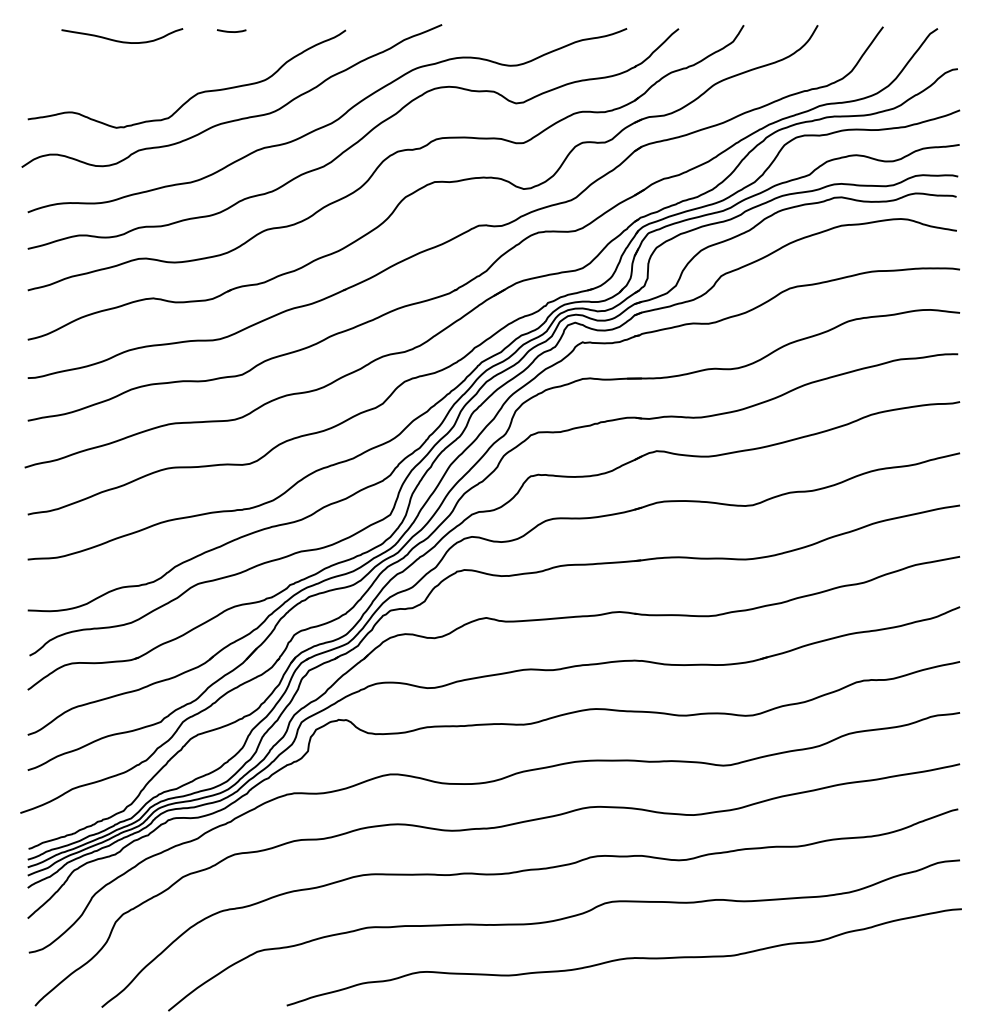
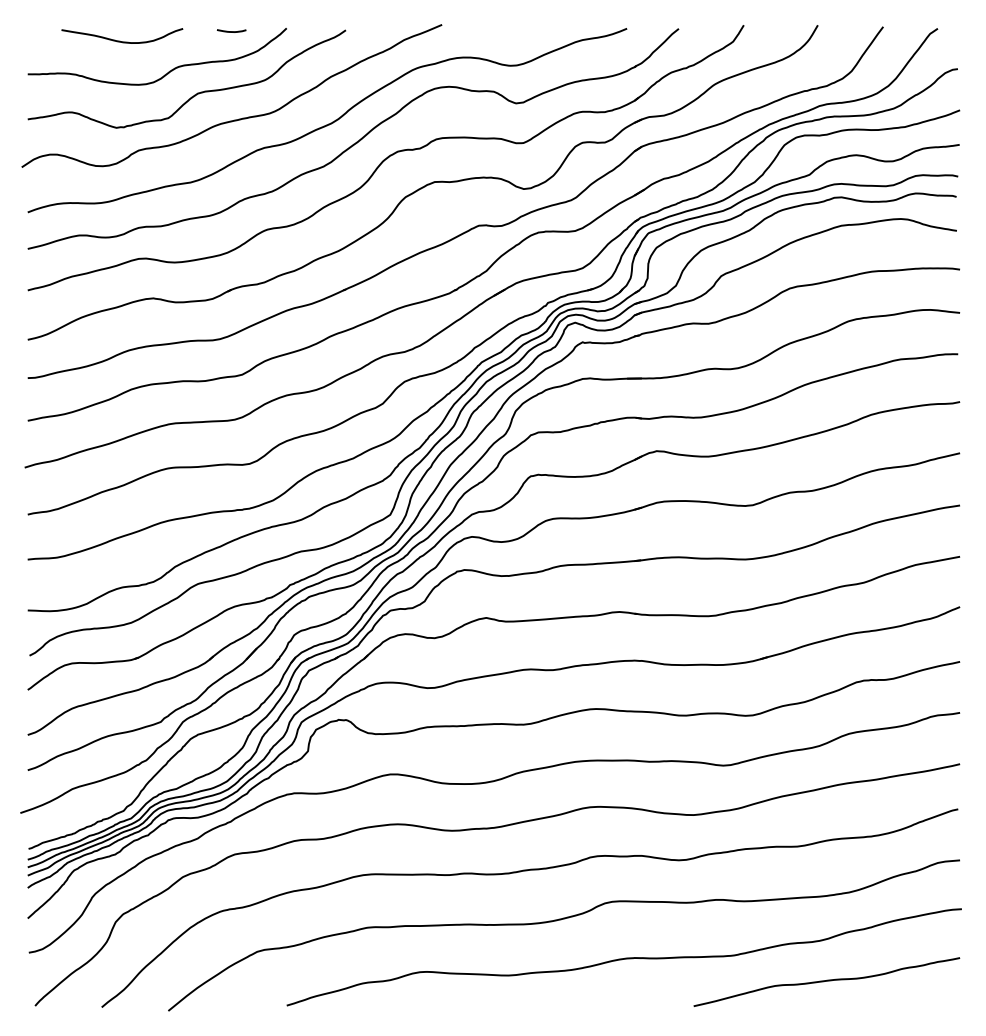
curve: none -> present (168, 71)
curve: none -> present (826, 981)
